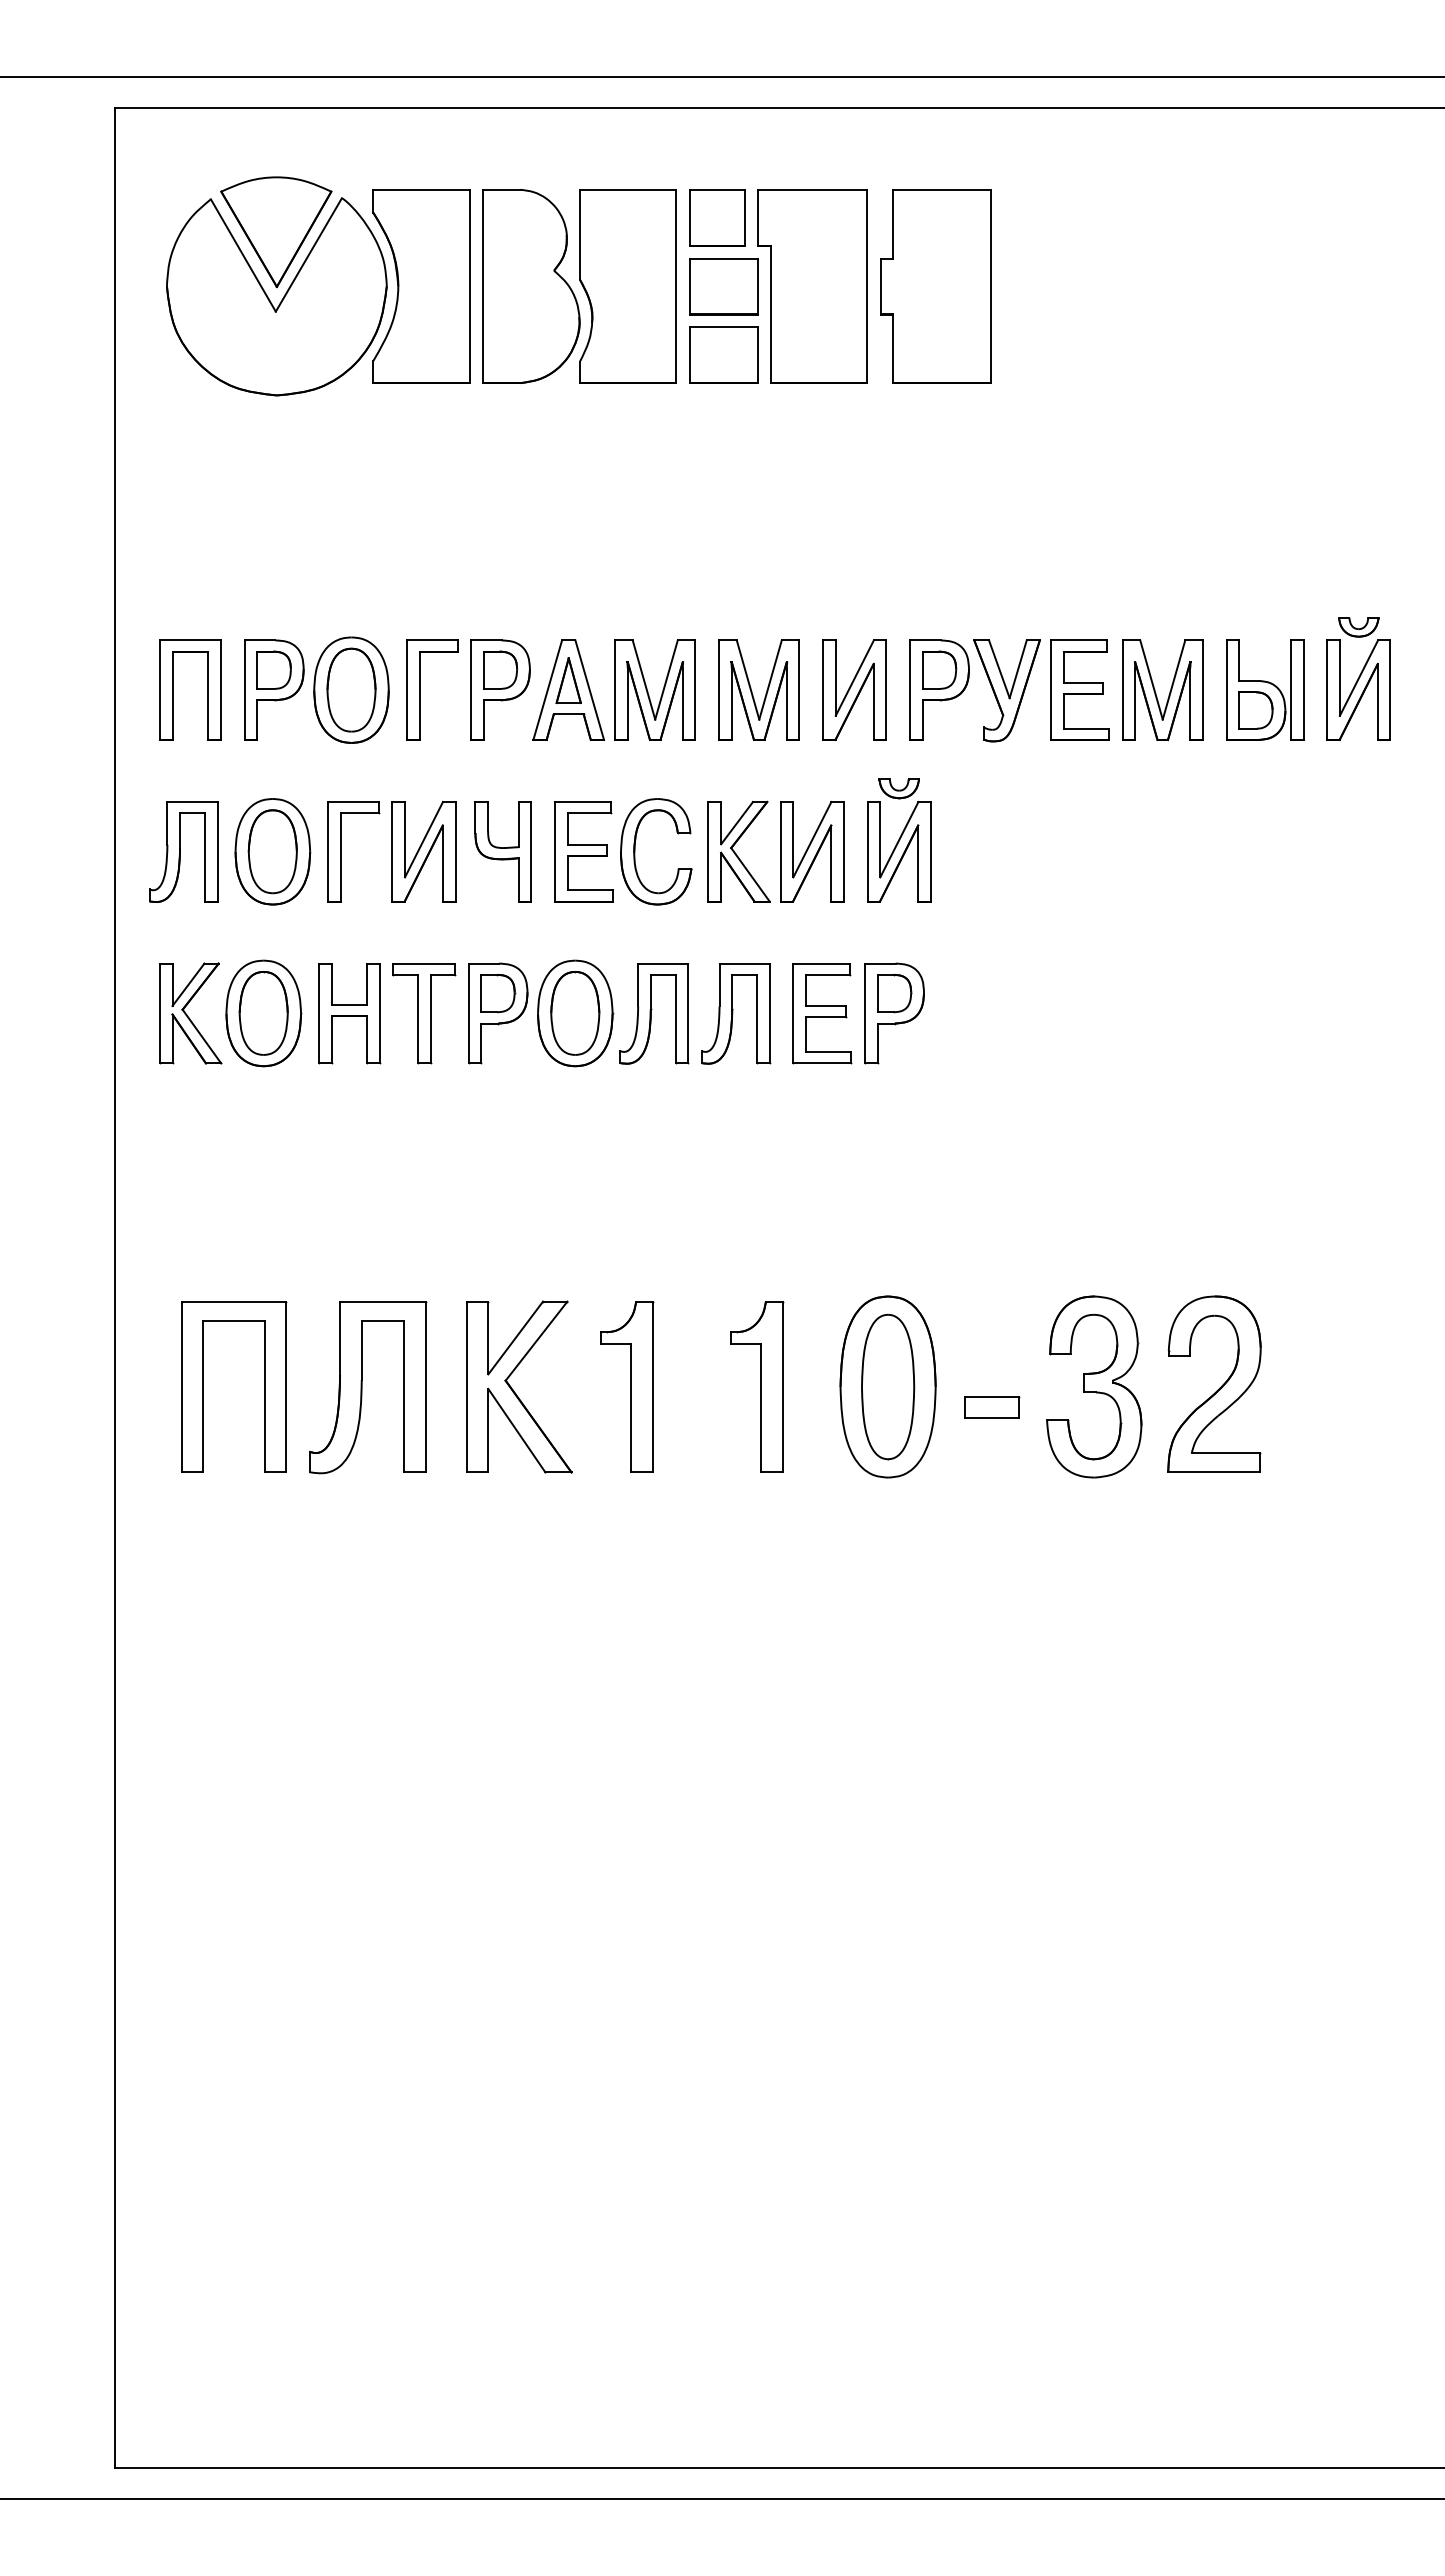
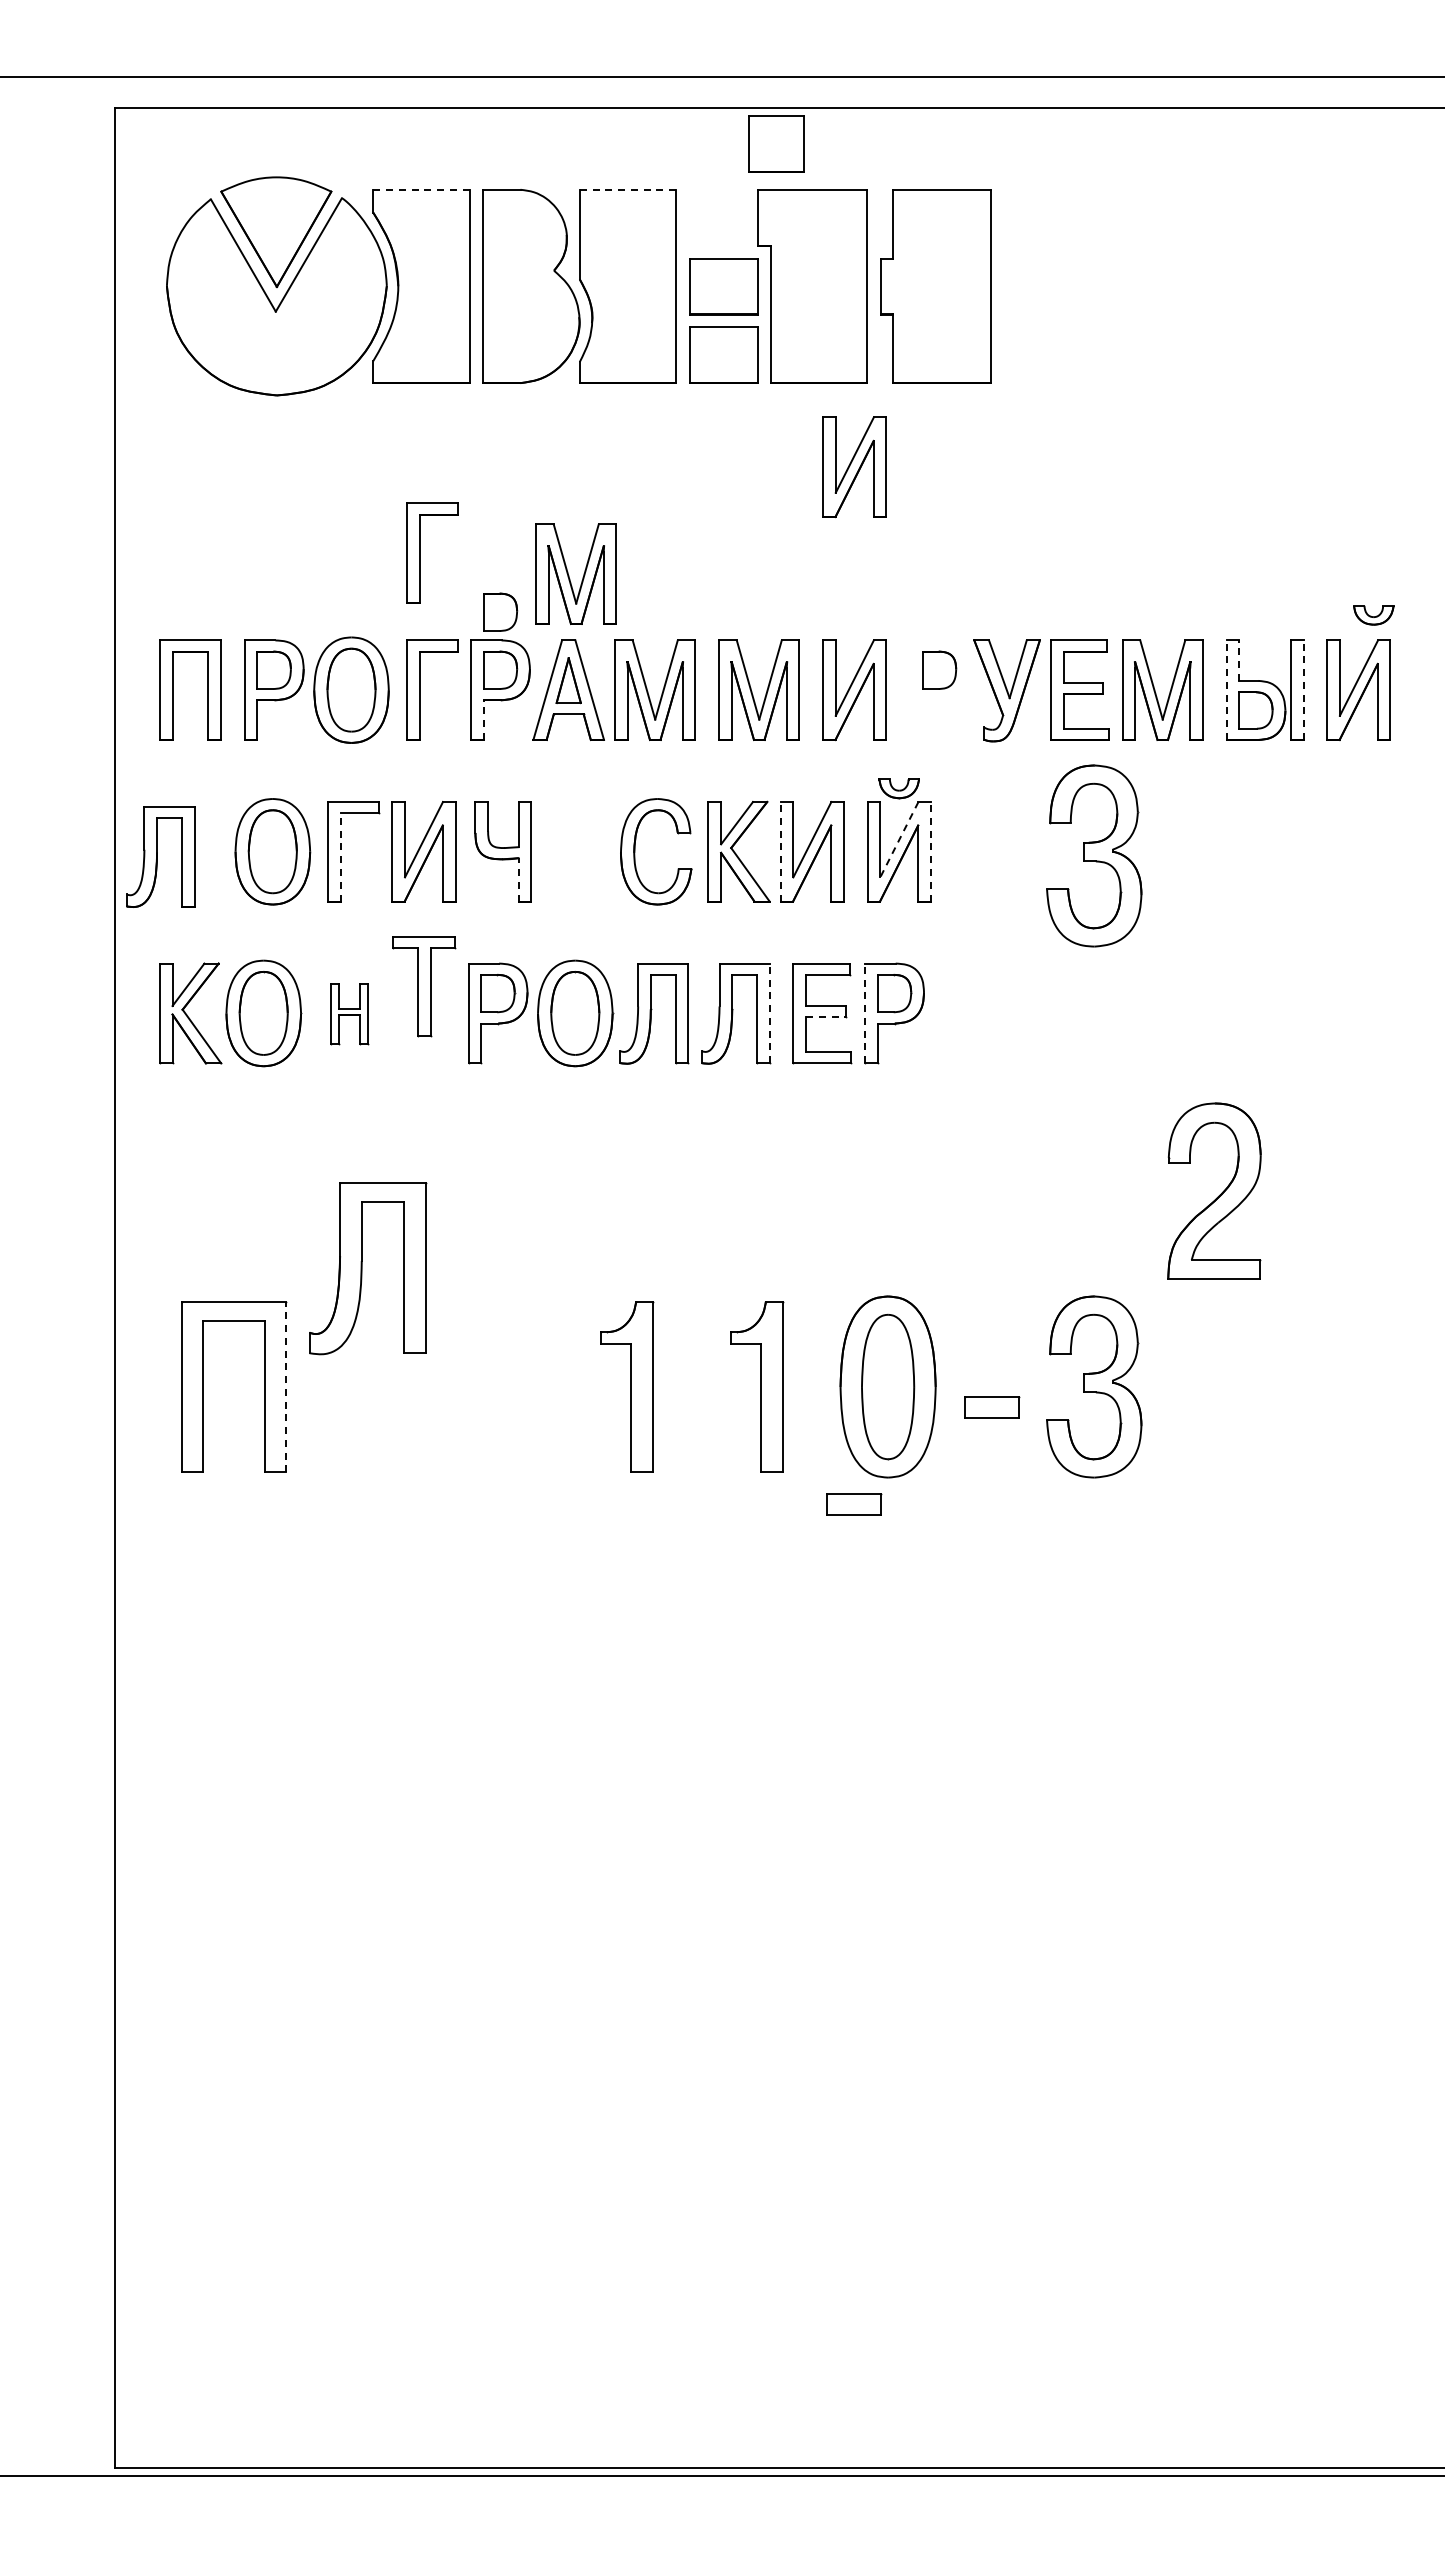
line: solid -> dashed (421, 189)
line: solid -> dashed (627, 189)
part position: (717, 217) -> (776, 143) (776, 143)
part: none -> present (854, 467)
part: none -> present (420, 552)
part: none -> present (569, 575)
part: none -> present (500, 611)
part position: (1358, 627) -> (1373, 615) (1373, 615)
line: solid -> dashed (1239, 660)
part: present -> none (939, 689)
line: solid -> dashed (1226, 690)
line: solid -> dashed (1303, 690)
line: solid -> dashed (483, 720)
line: solid -> dashed (899, 840)
part position: (183, 851) -> (160, 856) (160, 856)
part: present -> none (583, 851)
line: solid -> dashed (780, 851)
line: solid -> dashed (930, 851)
part: none -> present (1094, 855)
line: solid -> dashed (340, 856)
line: solid -> dashed (518, 879)
part size: 64x102 px -> 40x63 px (349, 1014)
part position: (424, 1013) -> (424, 986) (424, 986)
line: solid -> dashed (769, 1013)
line: solid -> dashed (865, 1013)
line: solid -> dashed (825, 1017)
line: solid -> dashed (286, 1386)
part position: (368, 1387) -> (368, 1268) (368, 1268)
part position: (1219, 1387) -> (1219, 1194) (1219, 1194)
part: present -> none (513, 1389)
part: none -> present (854, 1504)
line position: (721, 2498) -> (721, 2475) (721, 2475)
